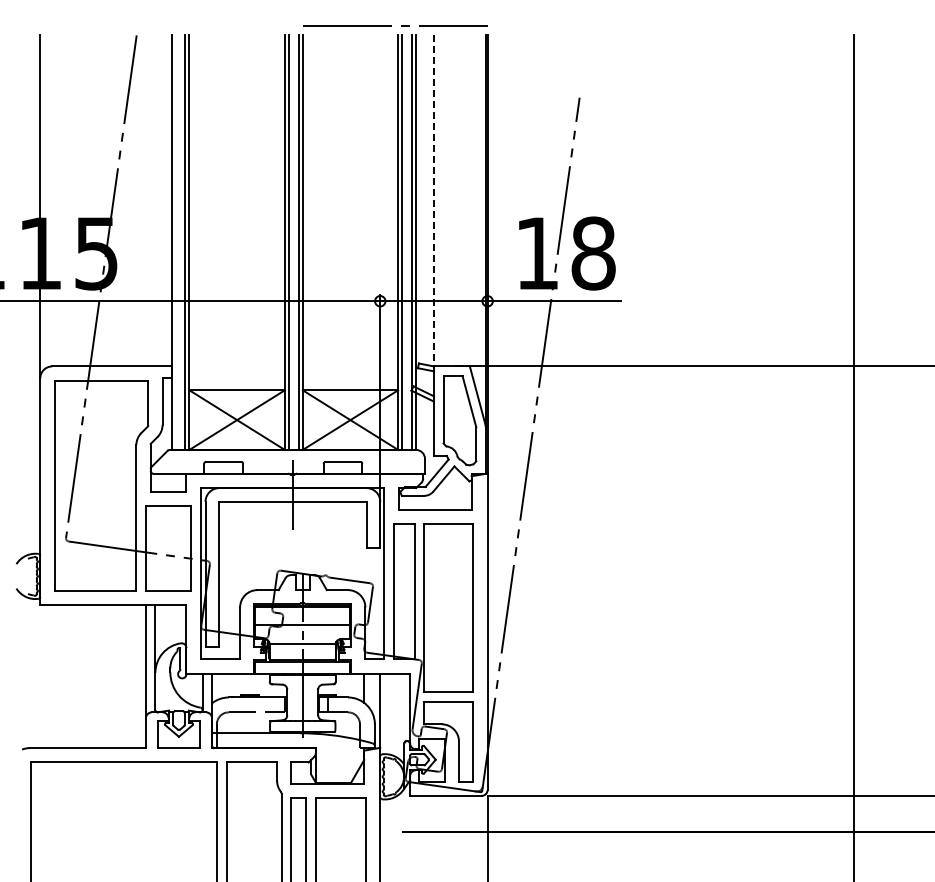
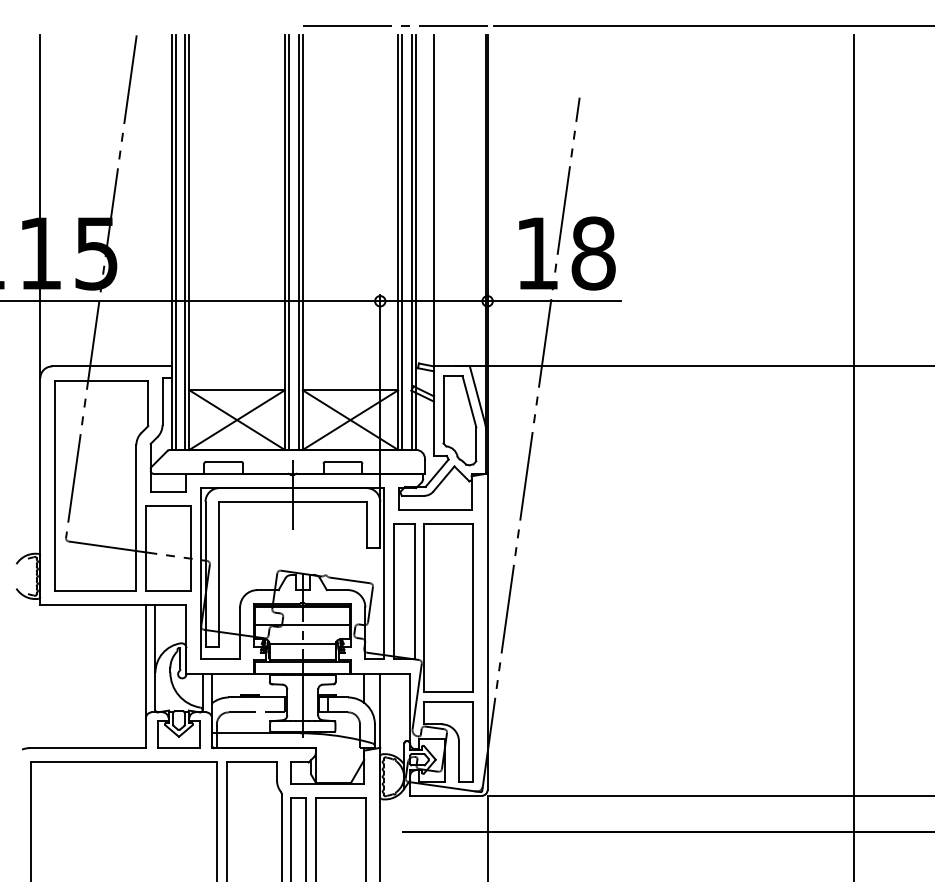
line: none -> present (712, 26)
line: dashed -> solid (433, 200)
line: none -> present (175, 242)
